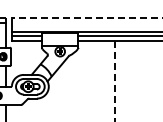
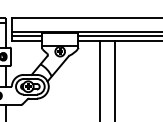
line: dashed -> solid (86, 18)
line: none -> present (99, 79)
line: dashed -> solid (115, 81)
